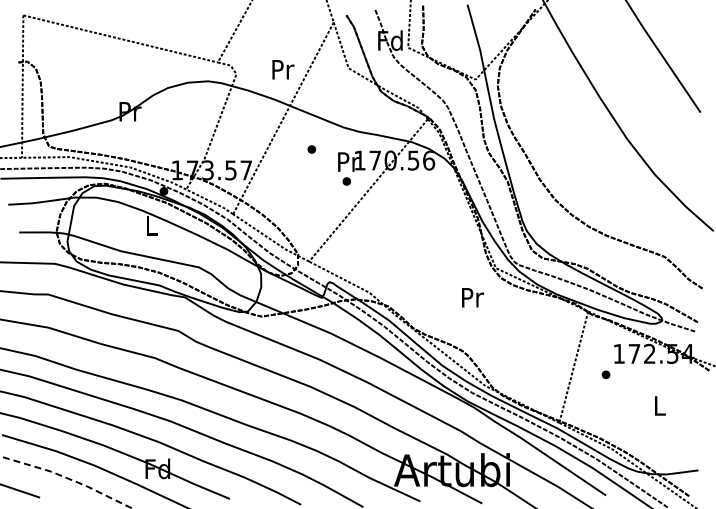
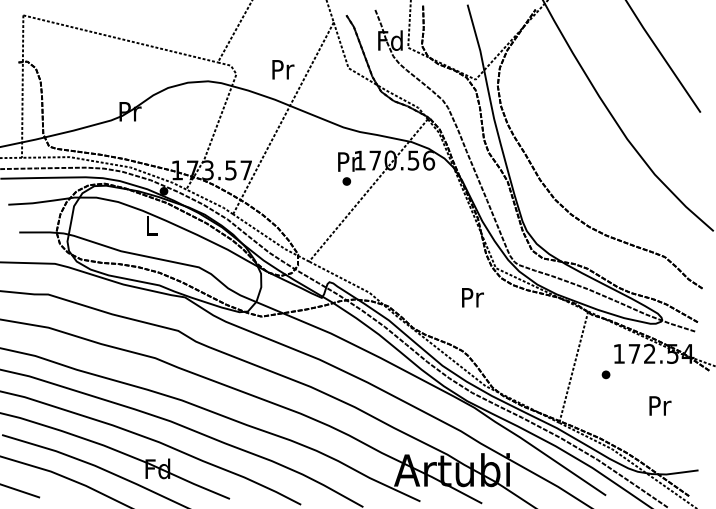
part: present -> none (311, 149)
text: L -> Pr (660, 405)
line: dashed -> solid (68, 478)
